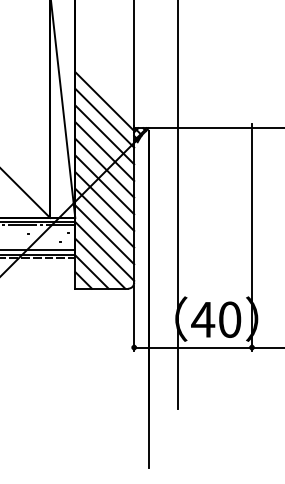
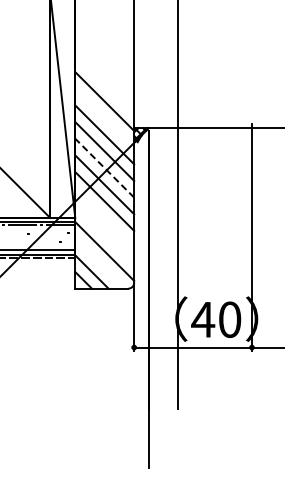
line: present -> none (104, 117)
line: solid -> dashed (104, 168)
line: present -> none (104, 217)
line: present -> none (104, 234)
line: present -> none (100, 263)
